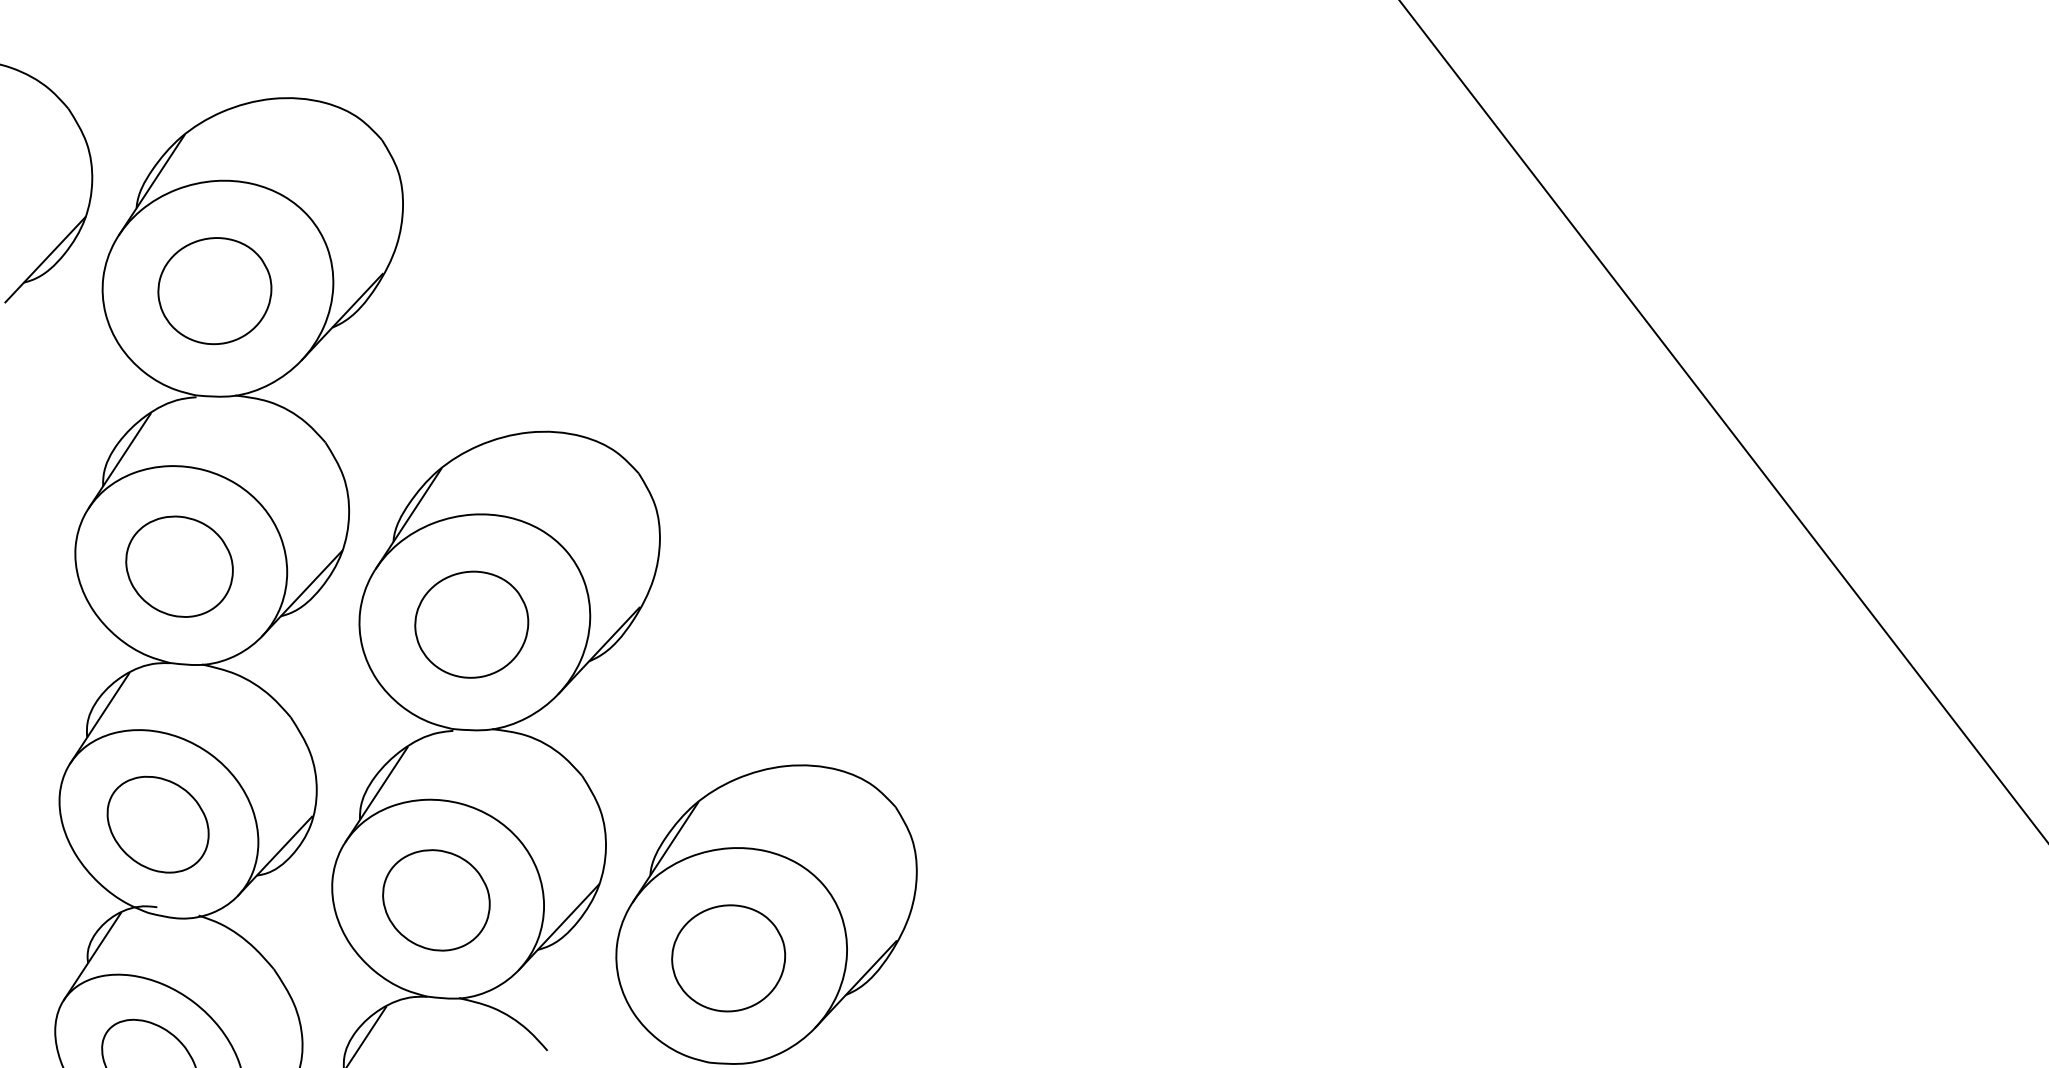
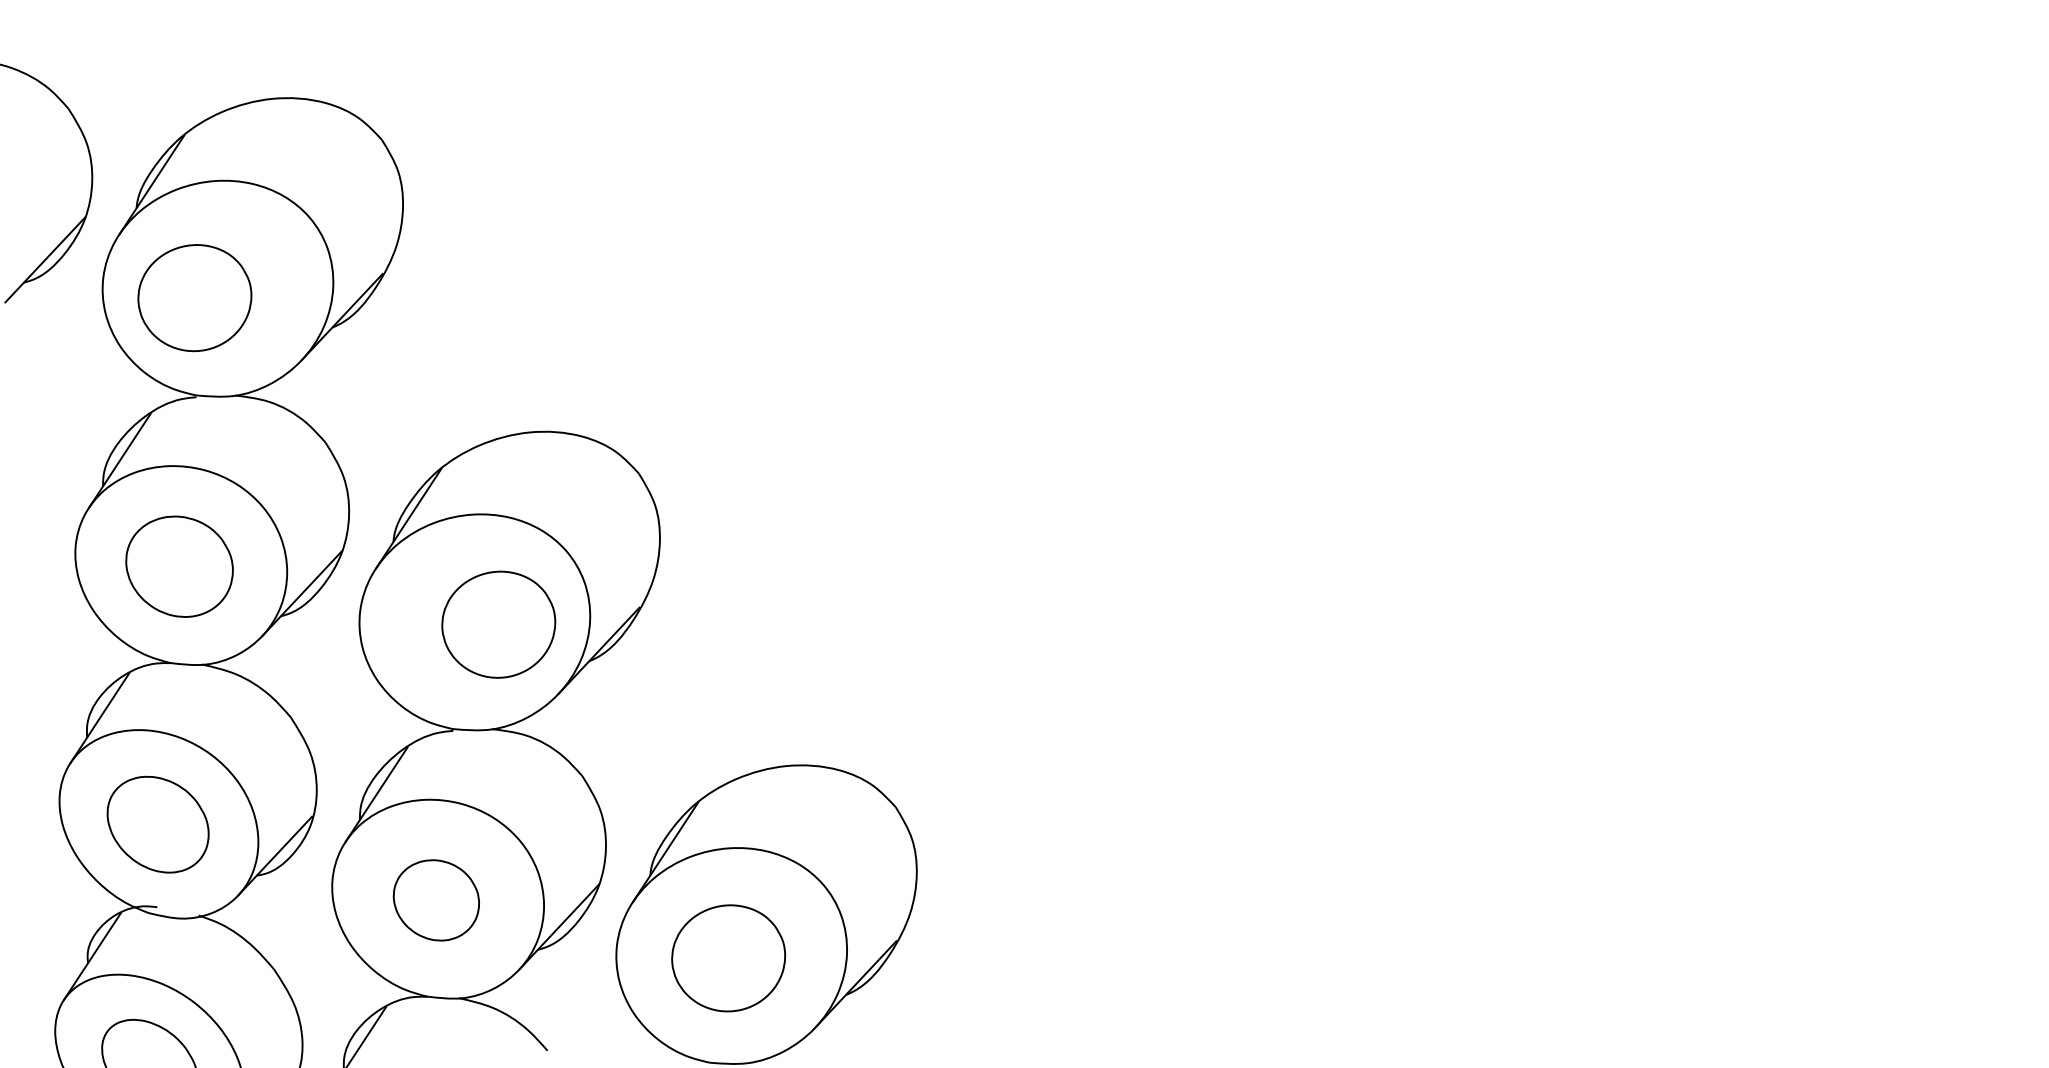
part position: (214, 291) -> (194, 298) (194, 298)
line: present -> none (1722, 420)
part position: (471, 624) -> (498, 624) (498, 624)
part size: 109x103 px -> 88x83 px (435, 900)
